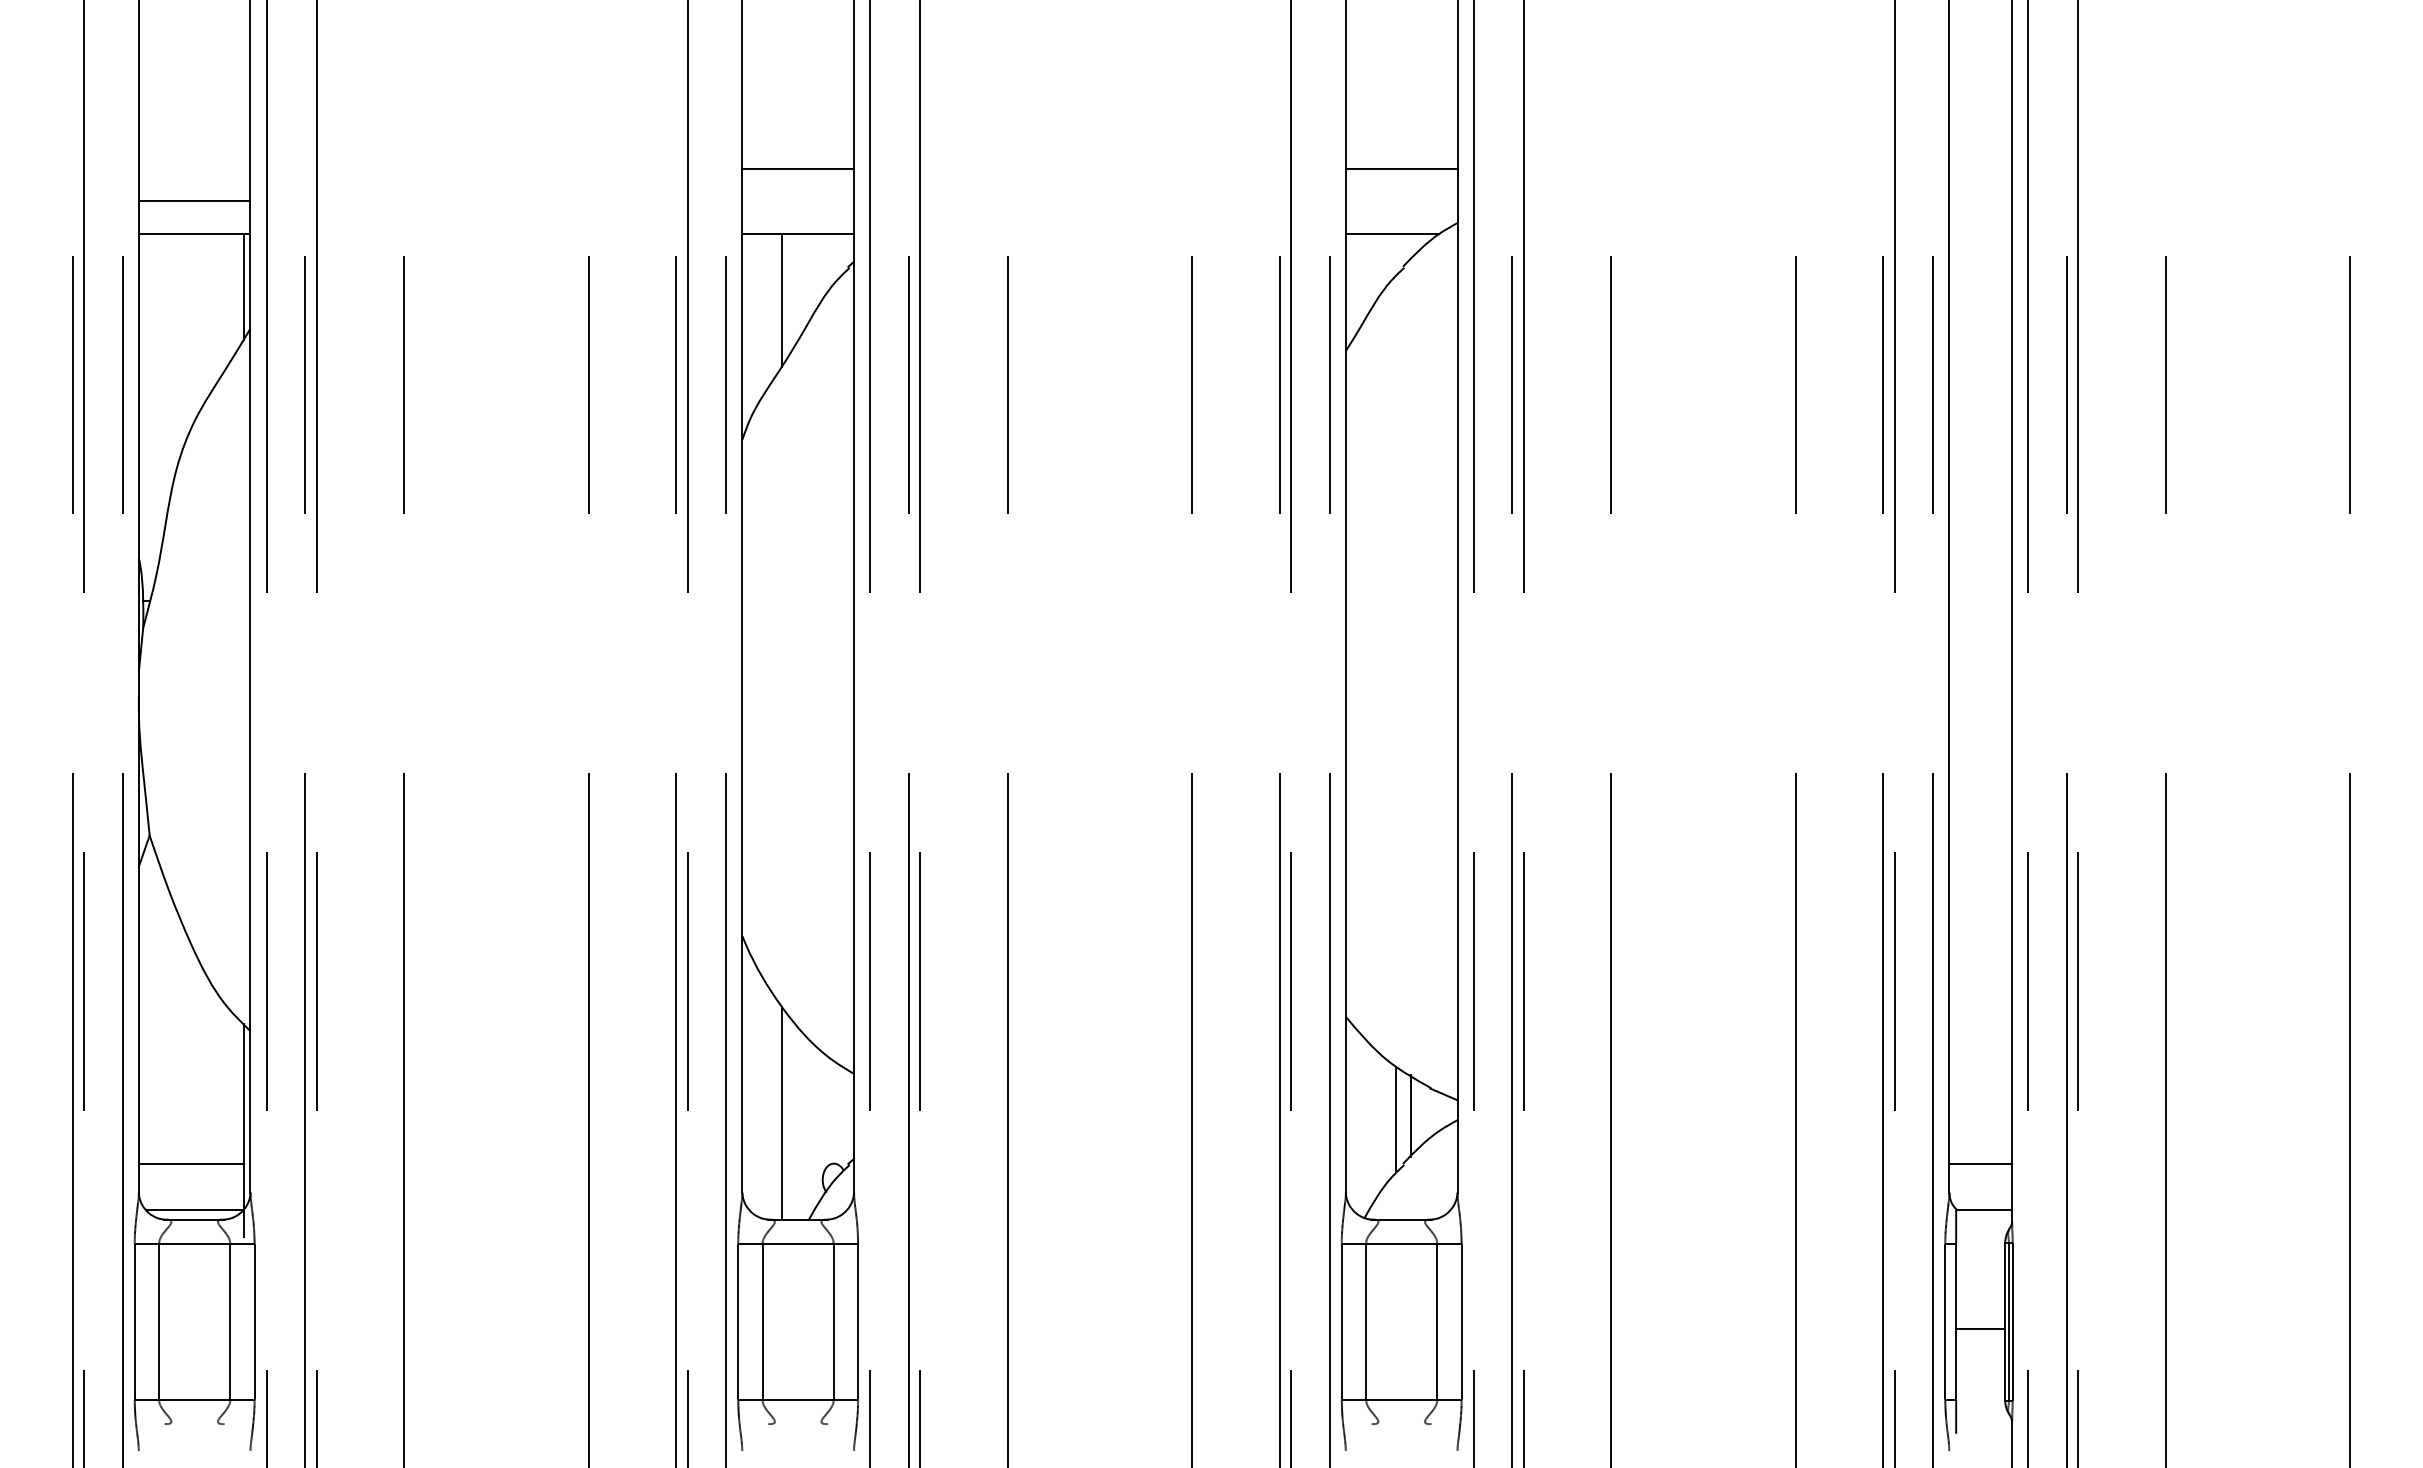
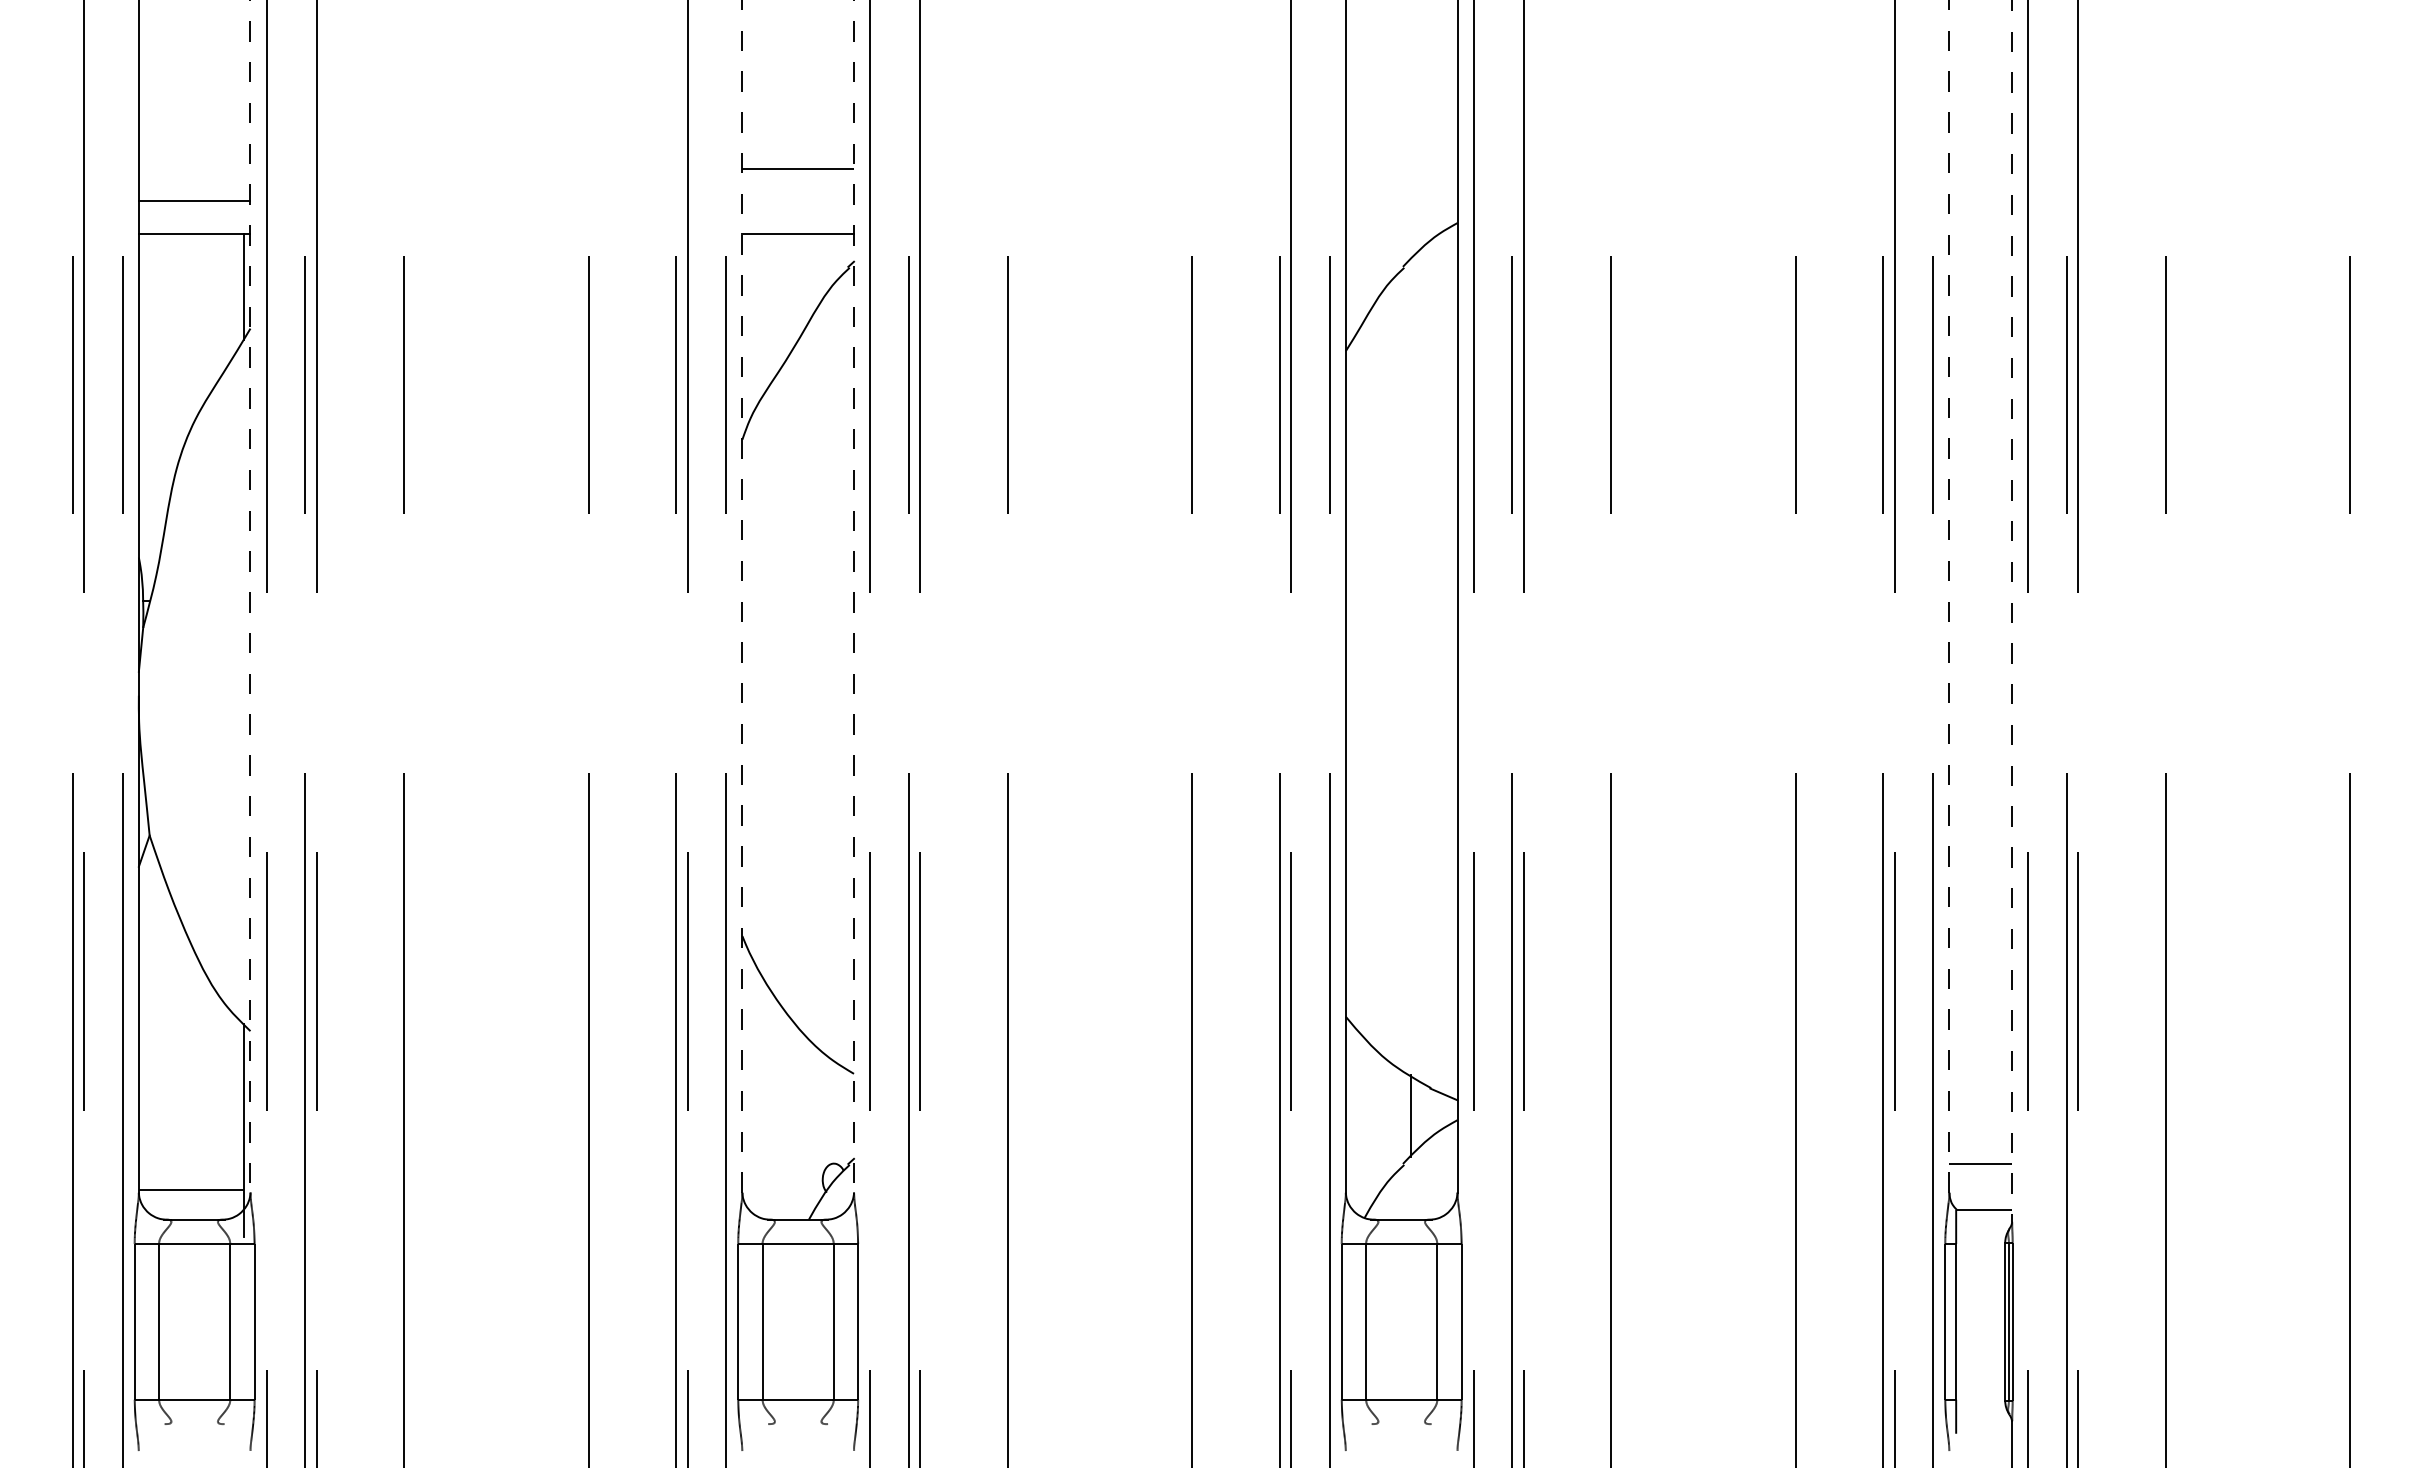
line: present -> none (1401, 168)
line: present -> none (1392, 233)
line: present -> none (781, 299)
line: solid -> dashed (250, 596)
line: solid -> dashed (742, 596)
line: solid -> dashed (853, 596)
line: solid -> dashed (1949, 596)
line: solid -> dashed (2012, 611)
line: present -> none (781, 1112)
line: present -> none (1396, 1119)
line position: (190, 1163) -> (190, 1189) (190, 1189)
line: present -> none (194, 1209)
line: present -> none (1980, 1329)
